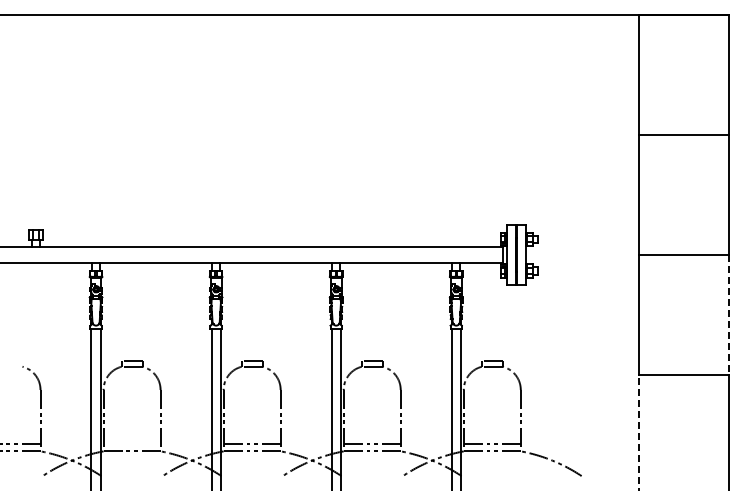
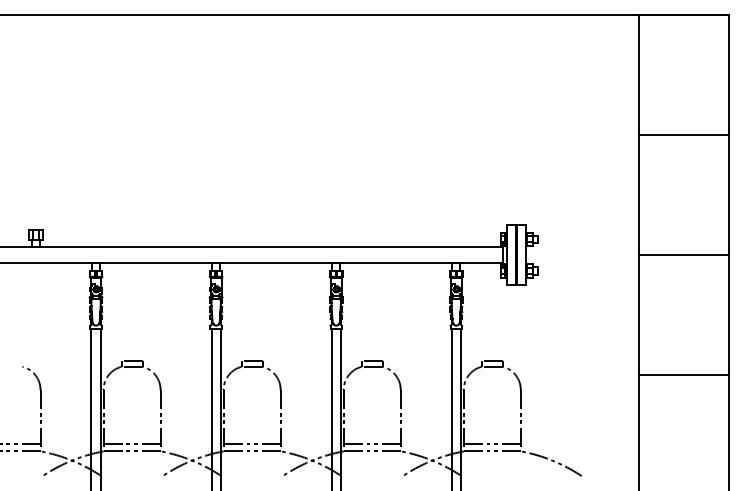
line: dashed -> solid (729, 315)
line: dashed -> solid (639, 432)
line: none -> present (131, 444)
